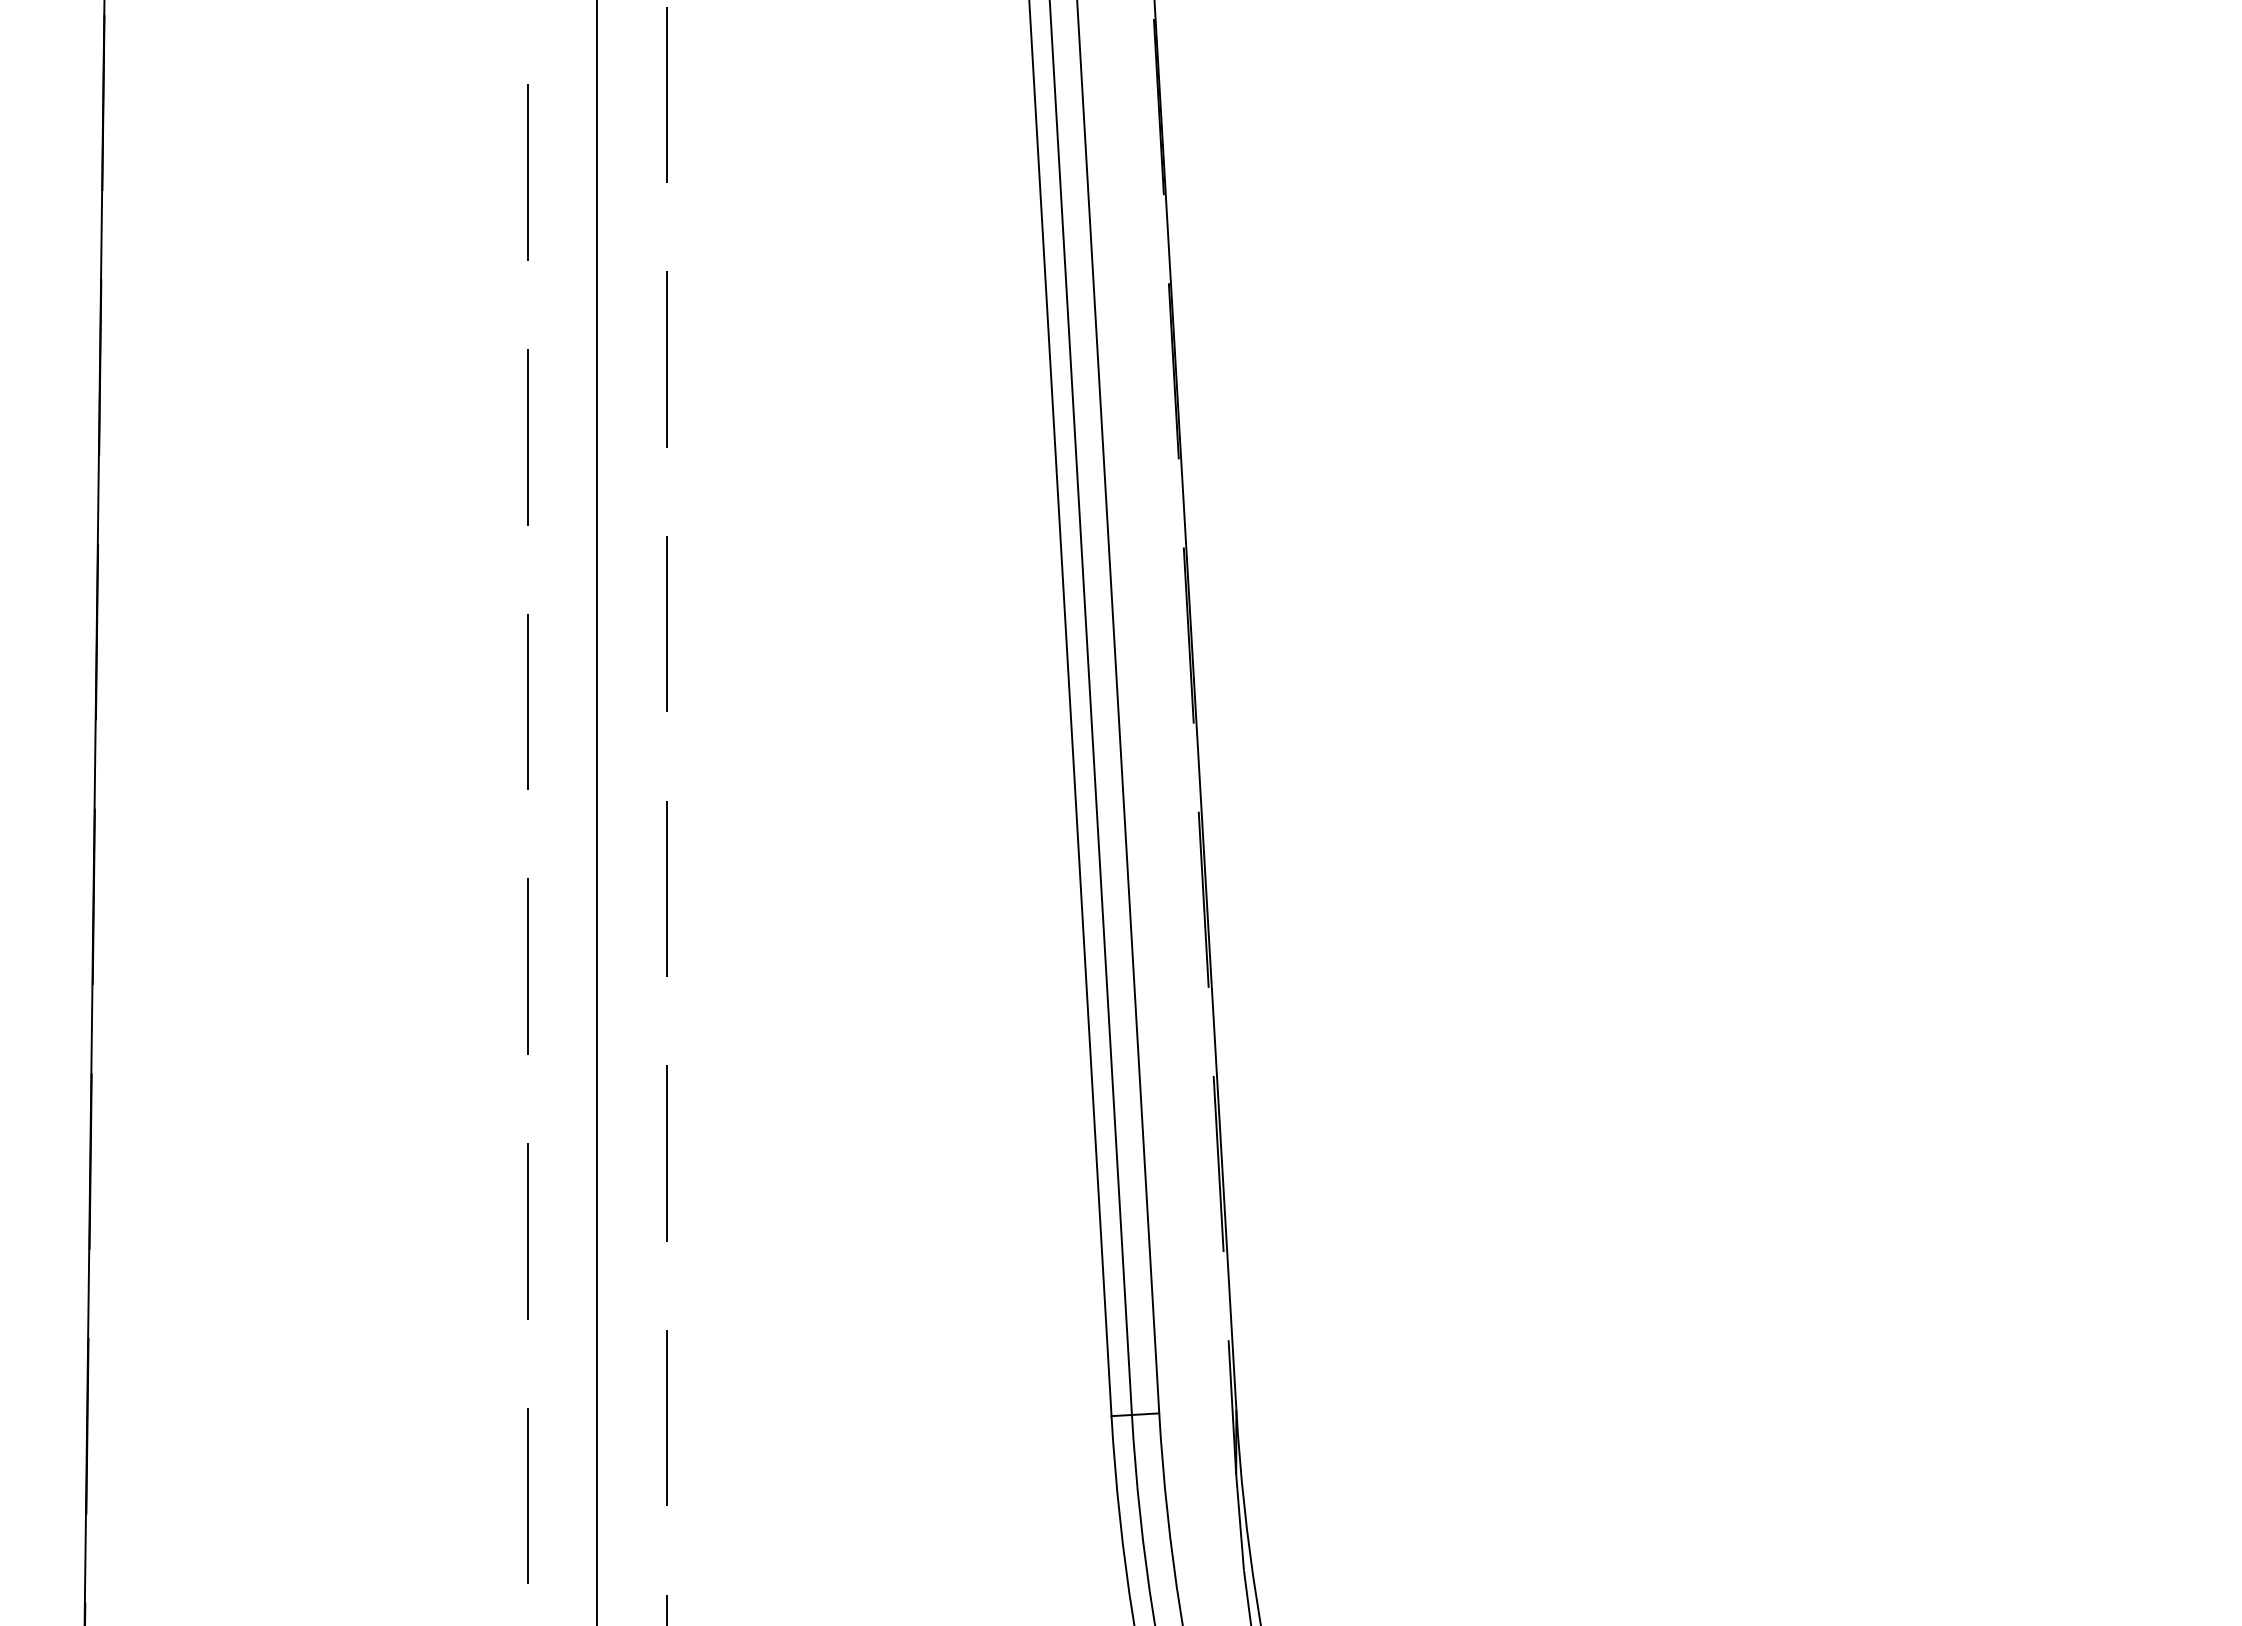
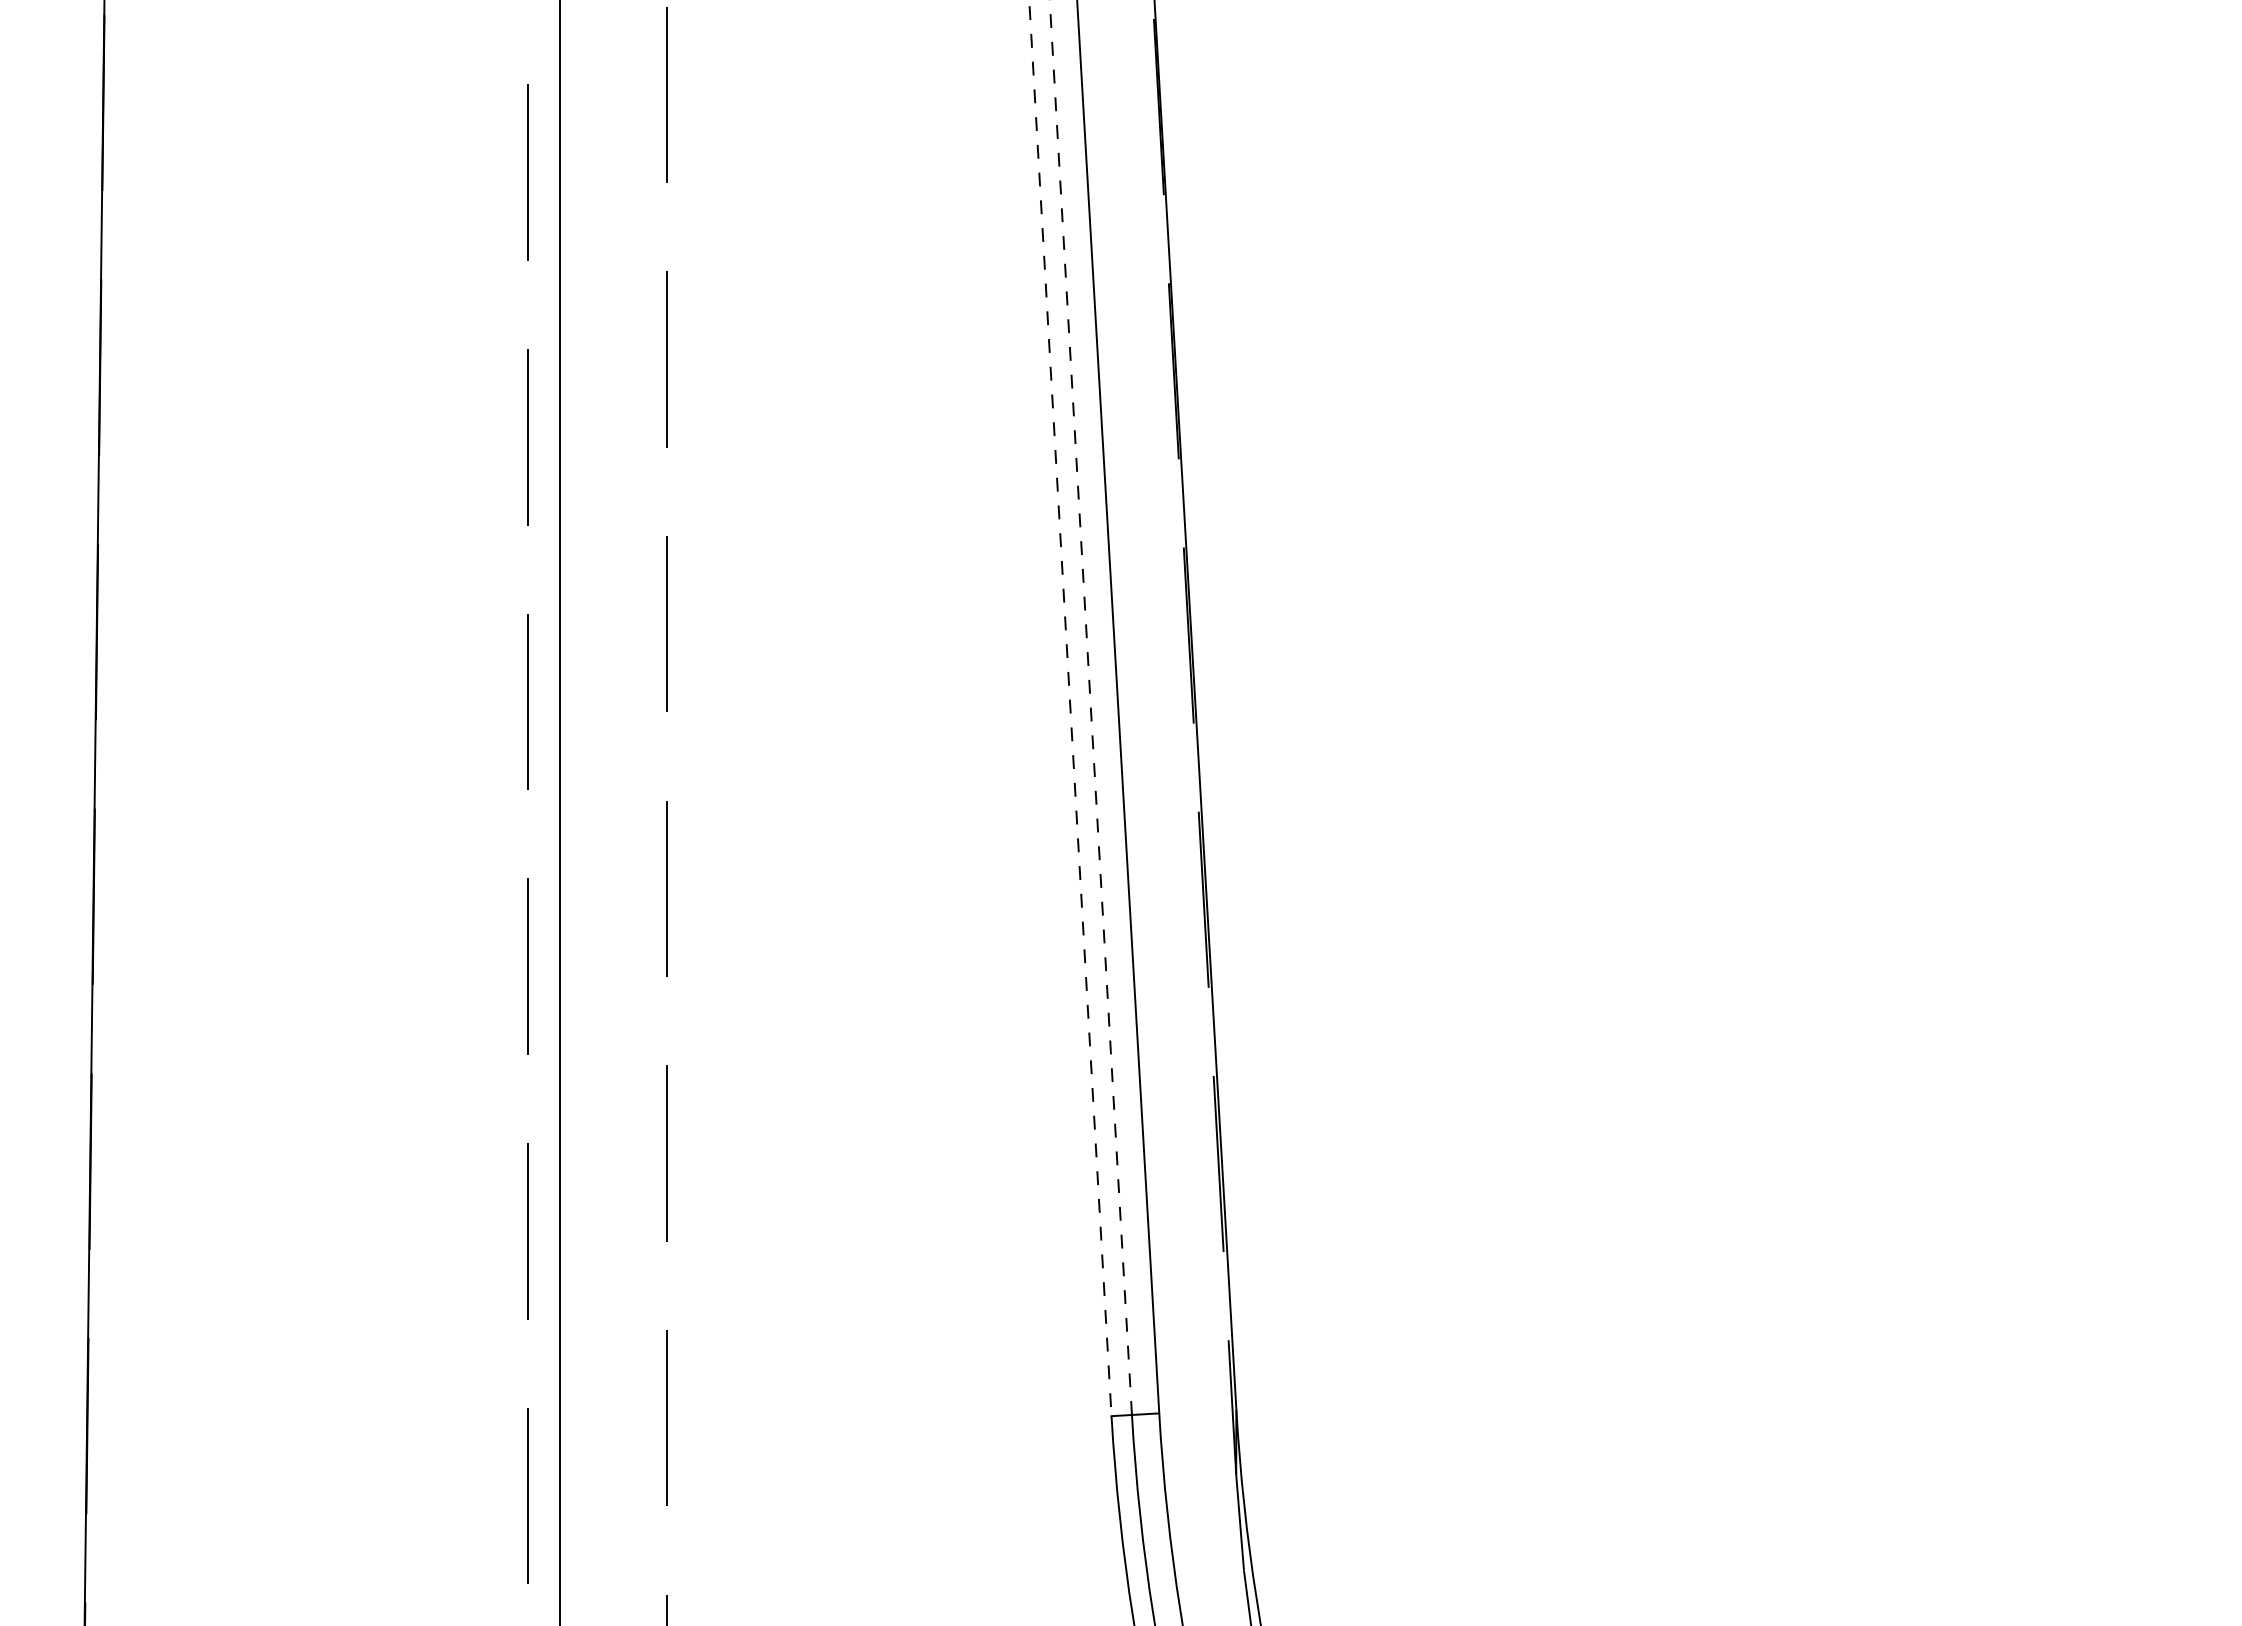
line: solid -> dashed (1090, 707)
line: solid -> dashed (1070, 708)
line position: (597, 812) -> (560, 812) (560, 812)
